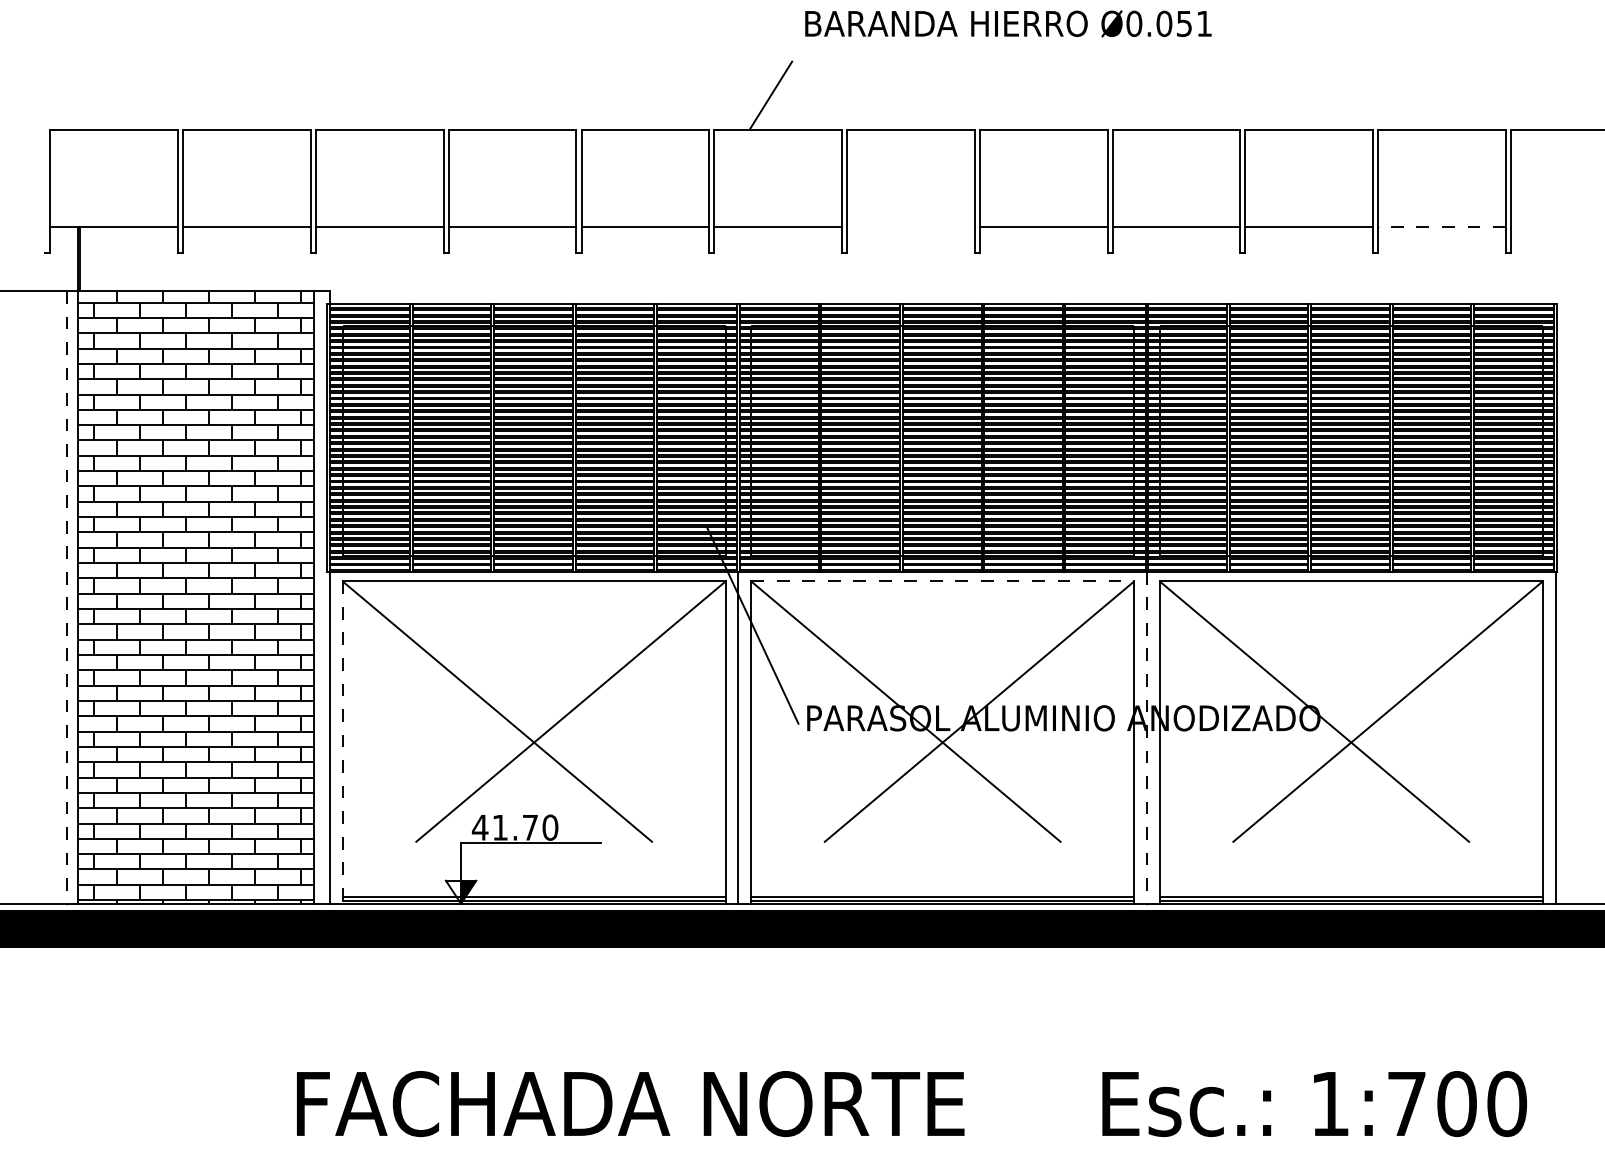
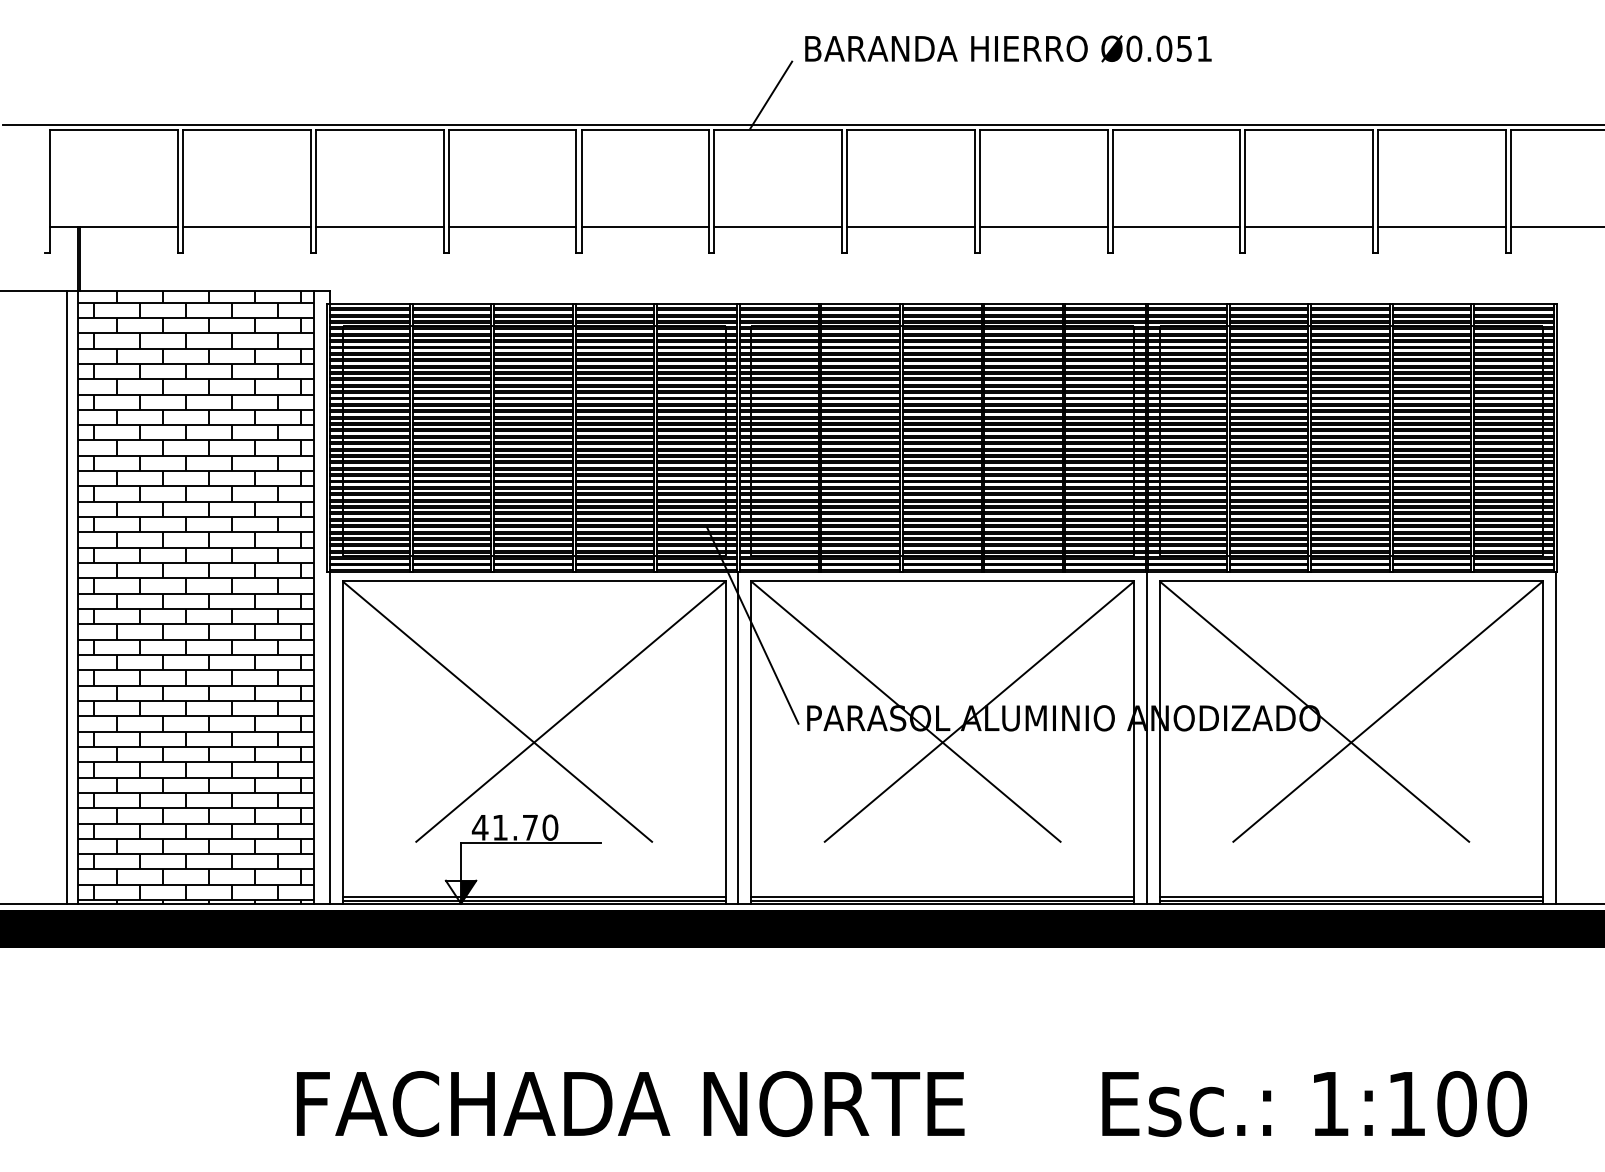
text position: (1008, 23) -> (1008, 48) (1008, 48)
line: none -> present (802, 125)
line: none -> present (910, 227)
line: dashed -> solid (1442, 227)
line: none -> present (1555, 227)
line: dashed -> solid (942, 581)
line: dashed -> solid (66, 597)
line: dashed -> solid (1146, 737)
line: dashed -> solid (342, 743)
text: 1:700 -> 1:100 (1406, 1103)
